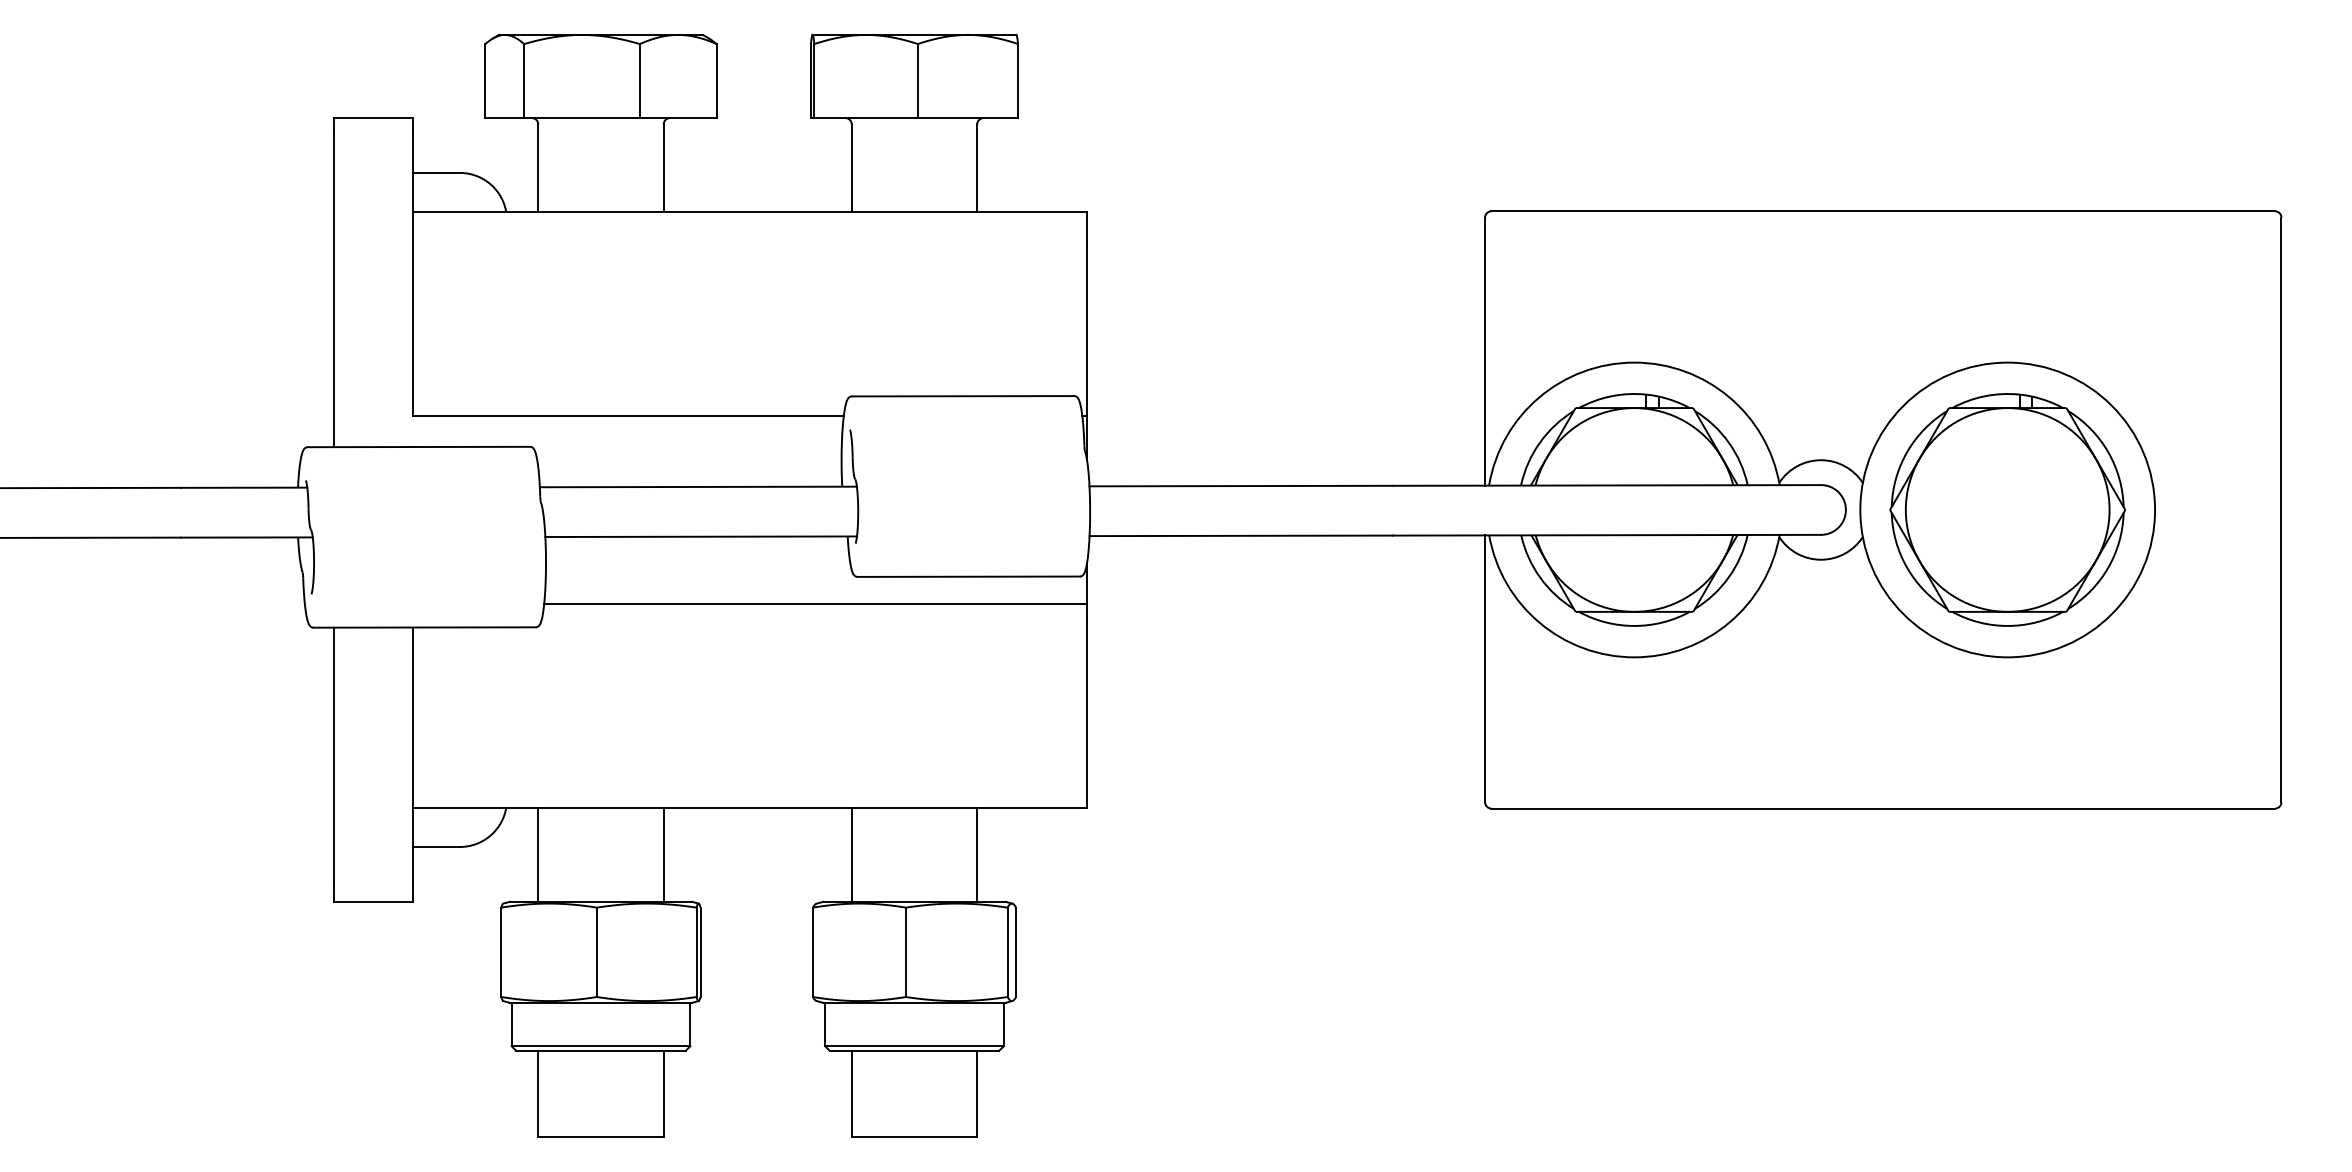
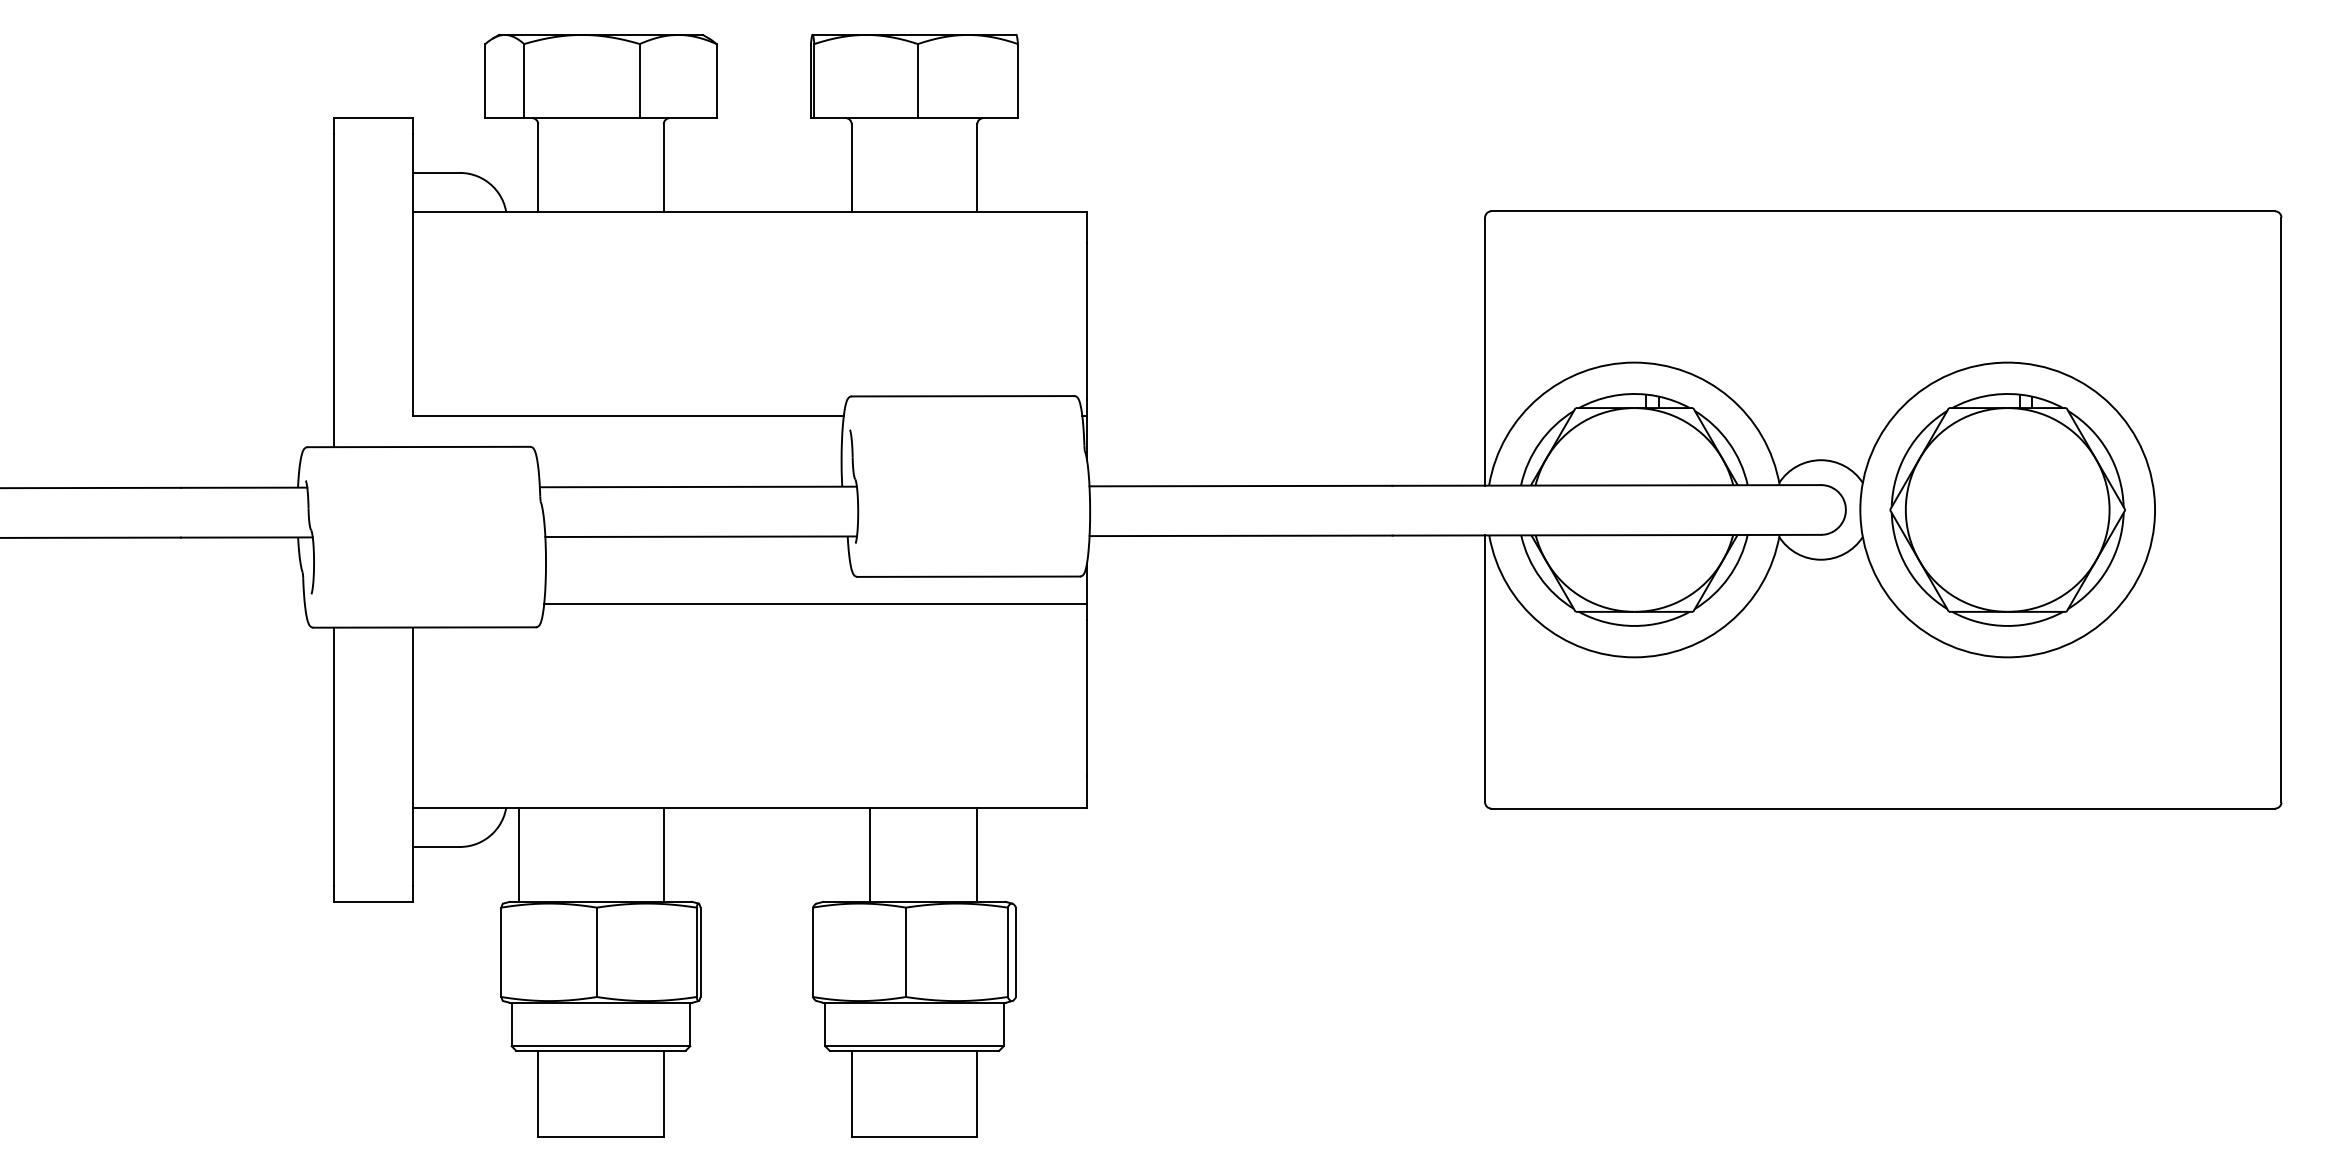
line position: (538, 854) -> (519, 854) (519, 854)
line position: (851, 854) -> (869, 854) (869, 854)
